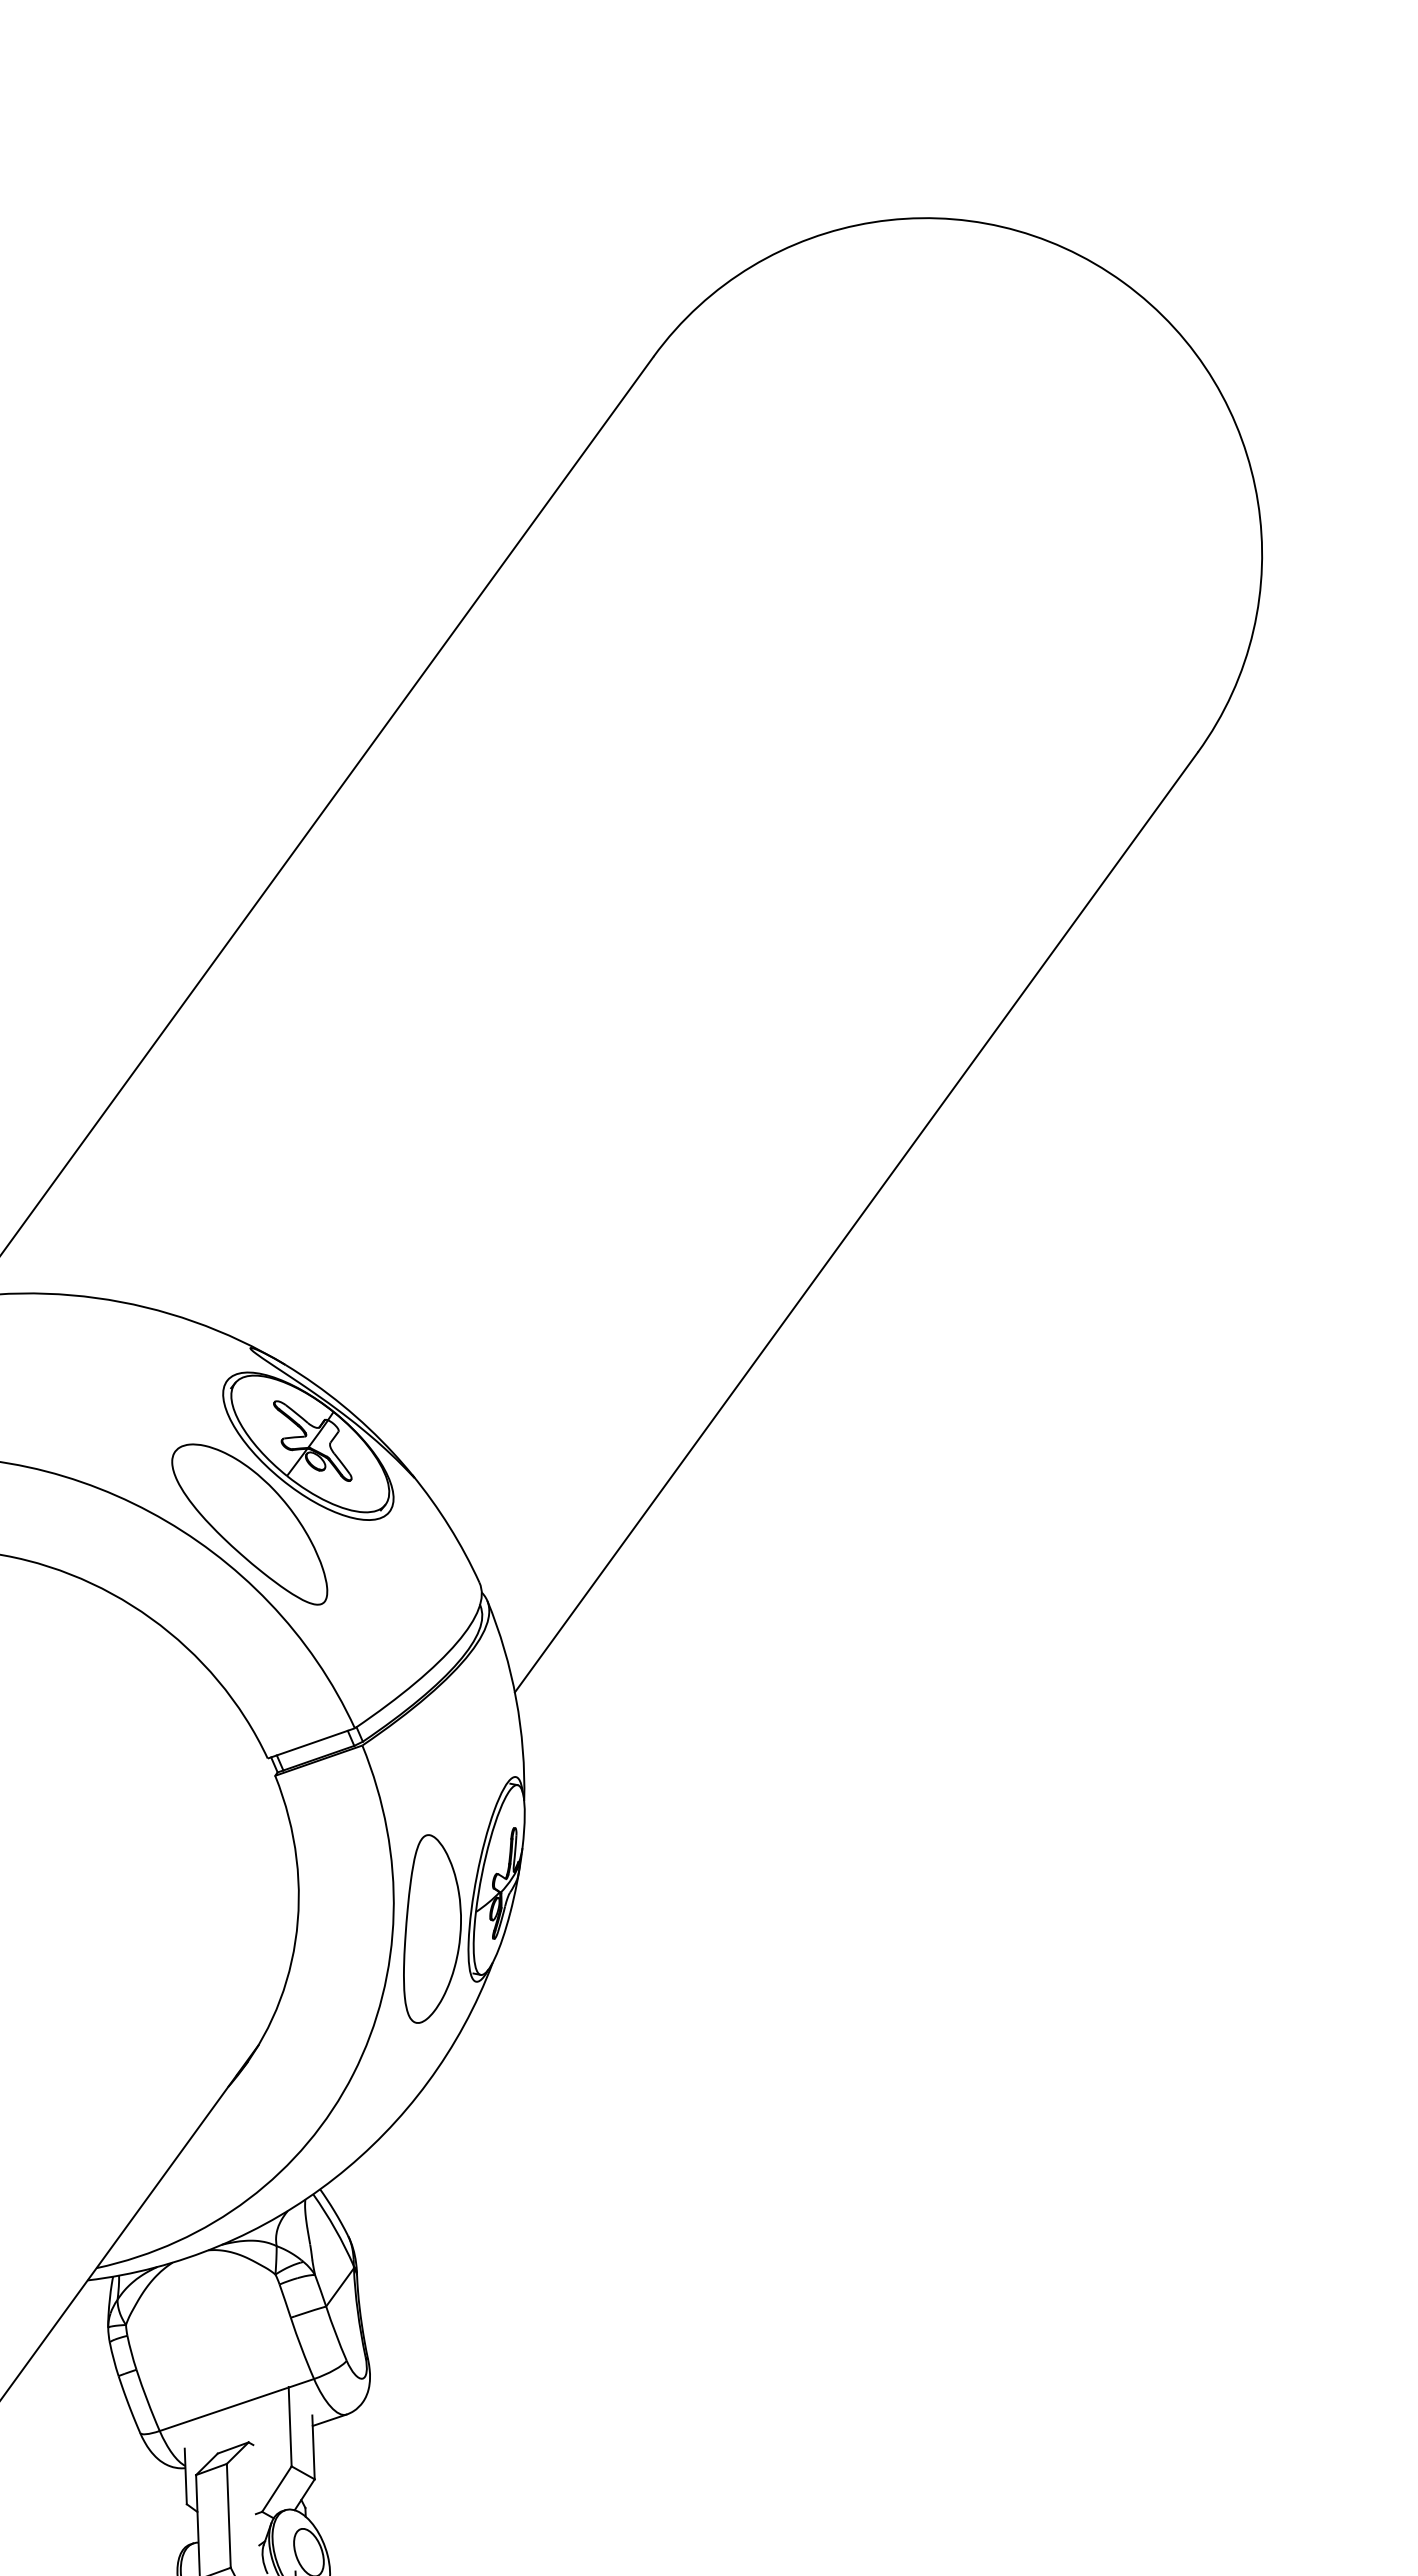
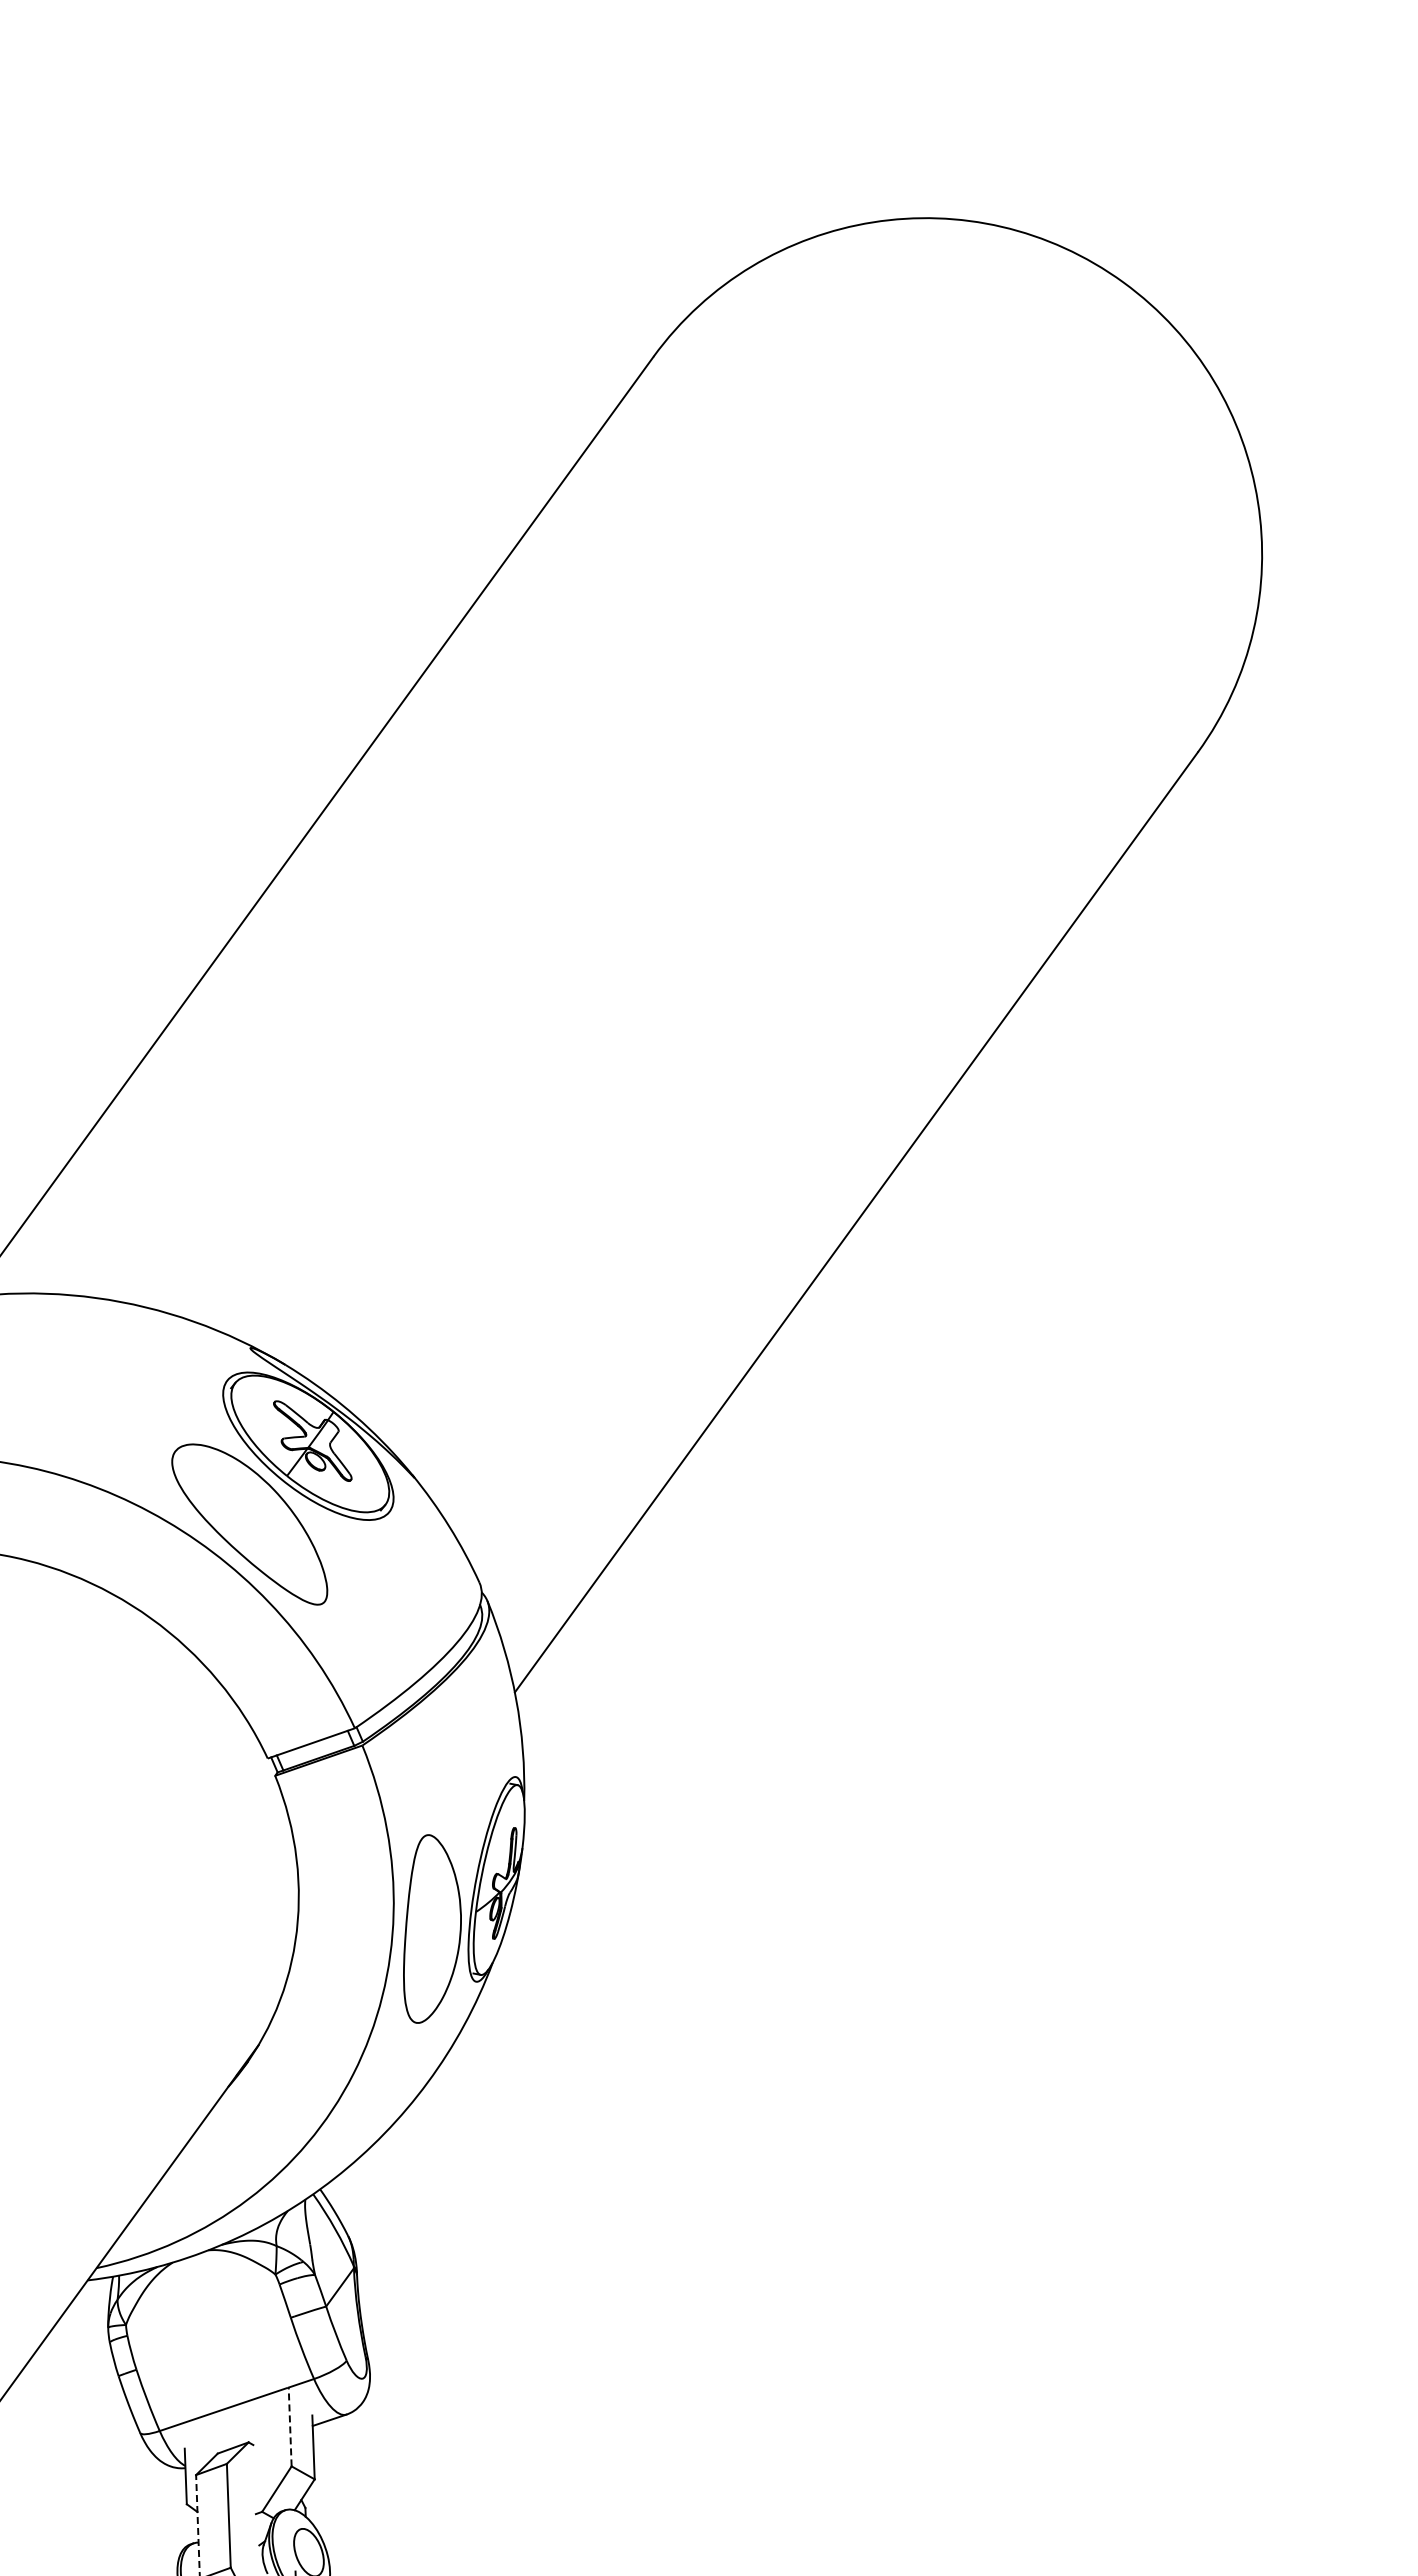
line: solid -> dashed (290, 2426)
line: solid -> dashed (197, 2525)
